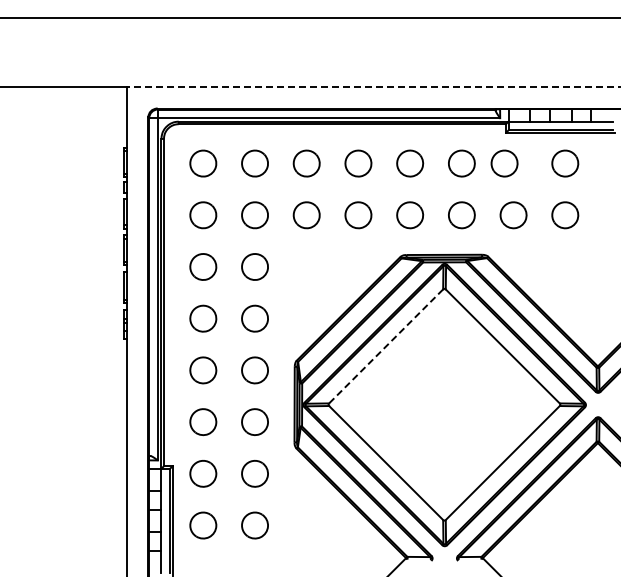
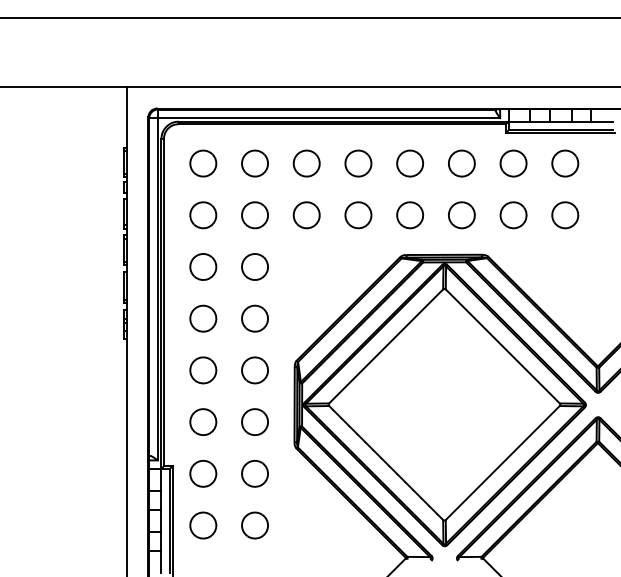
line: dashed -> solid (373, 86)
part position: (504, 163) -> (513, 163) (513, 163)
line: dashed -> solid (386, 346)
